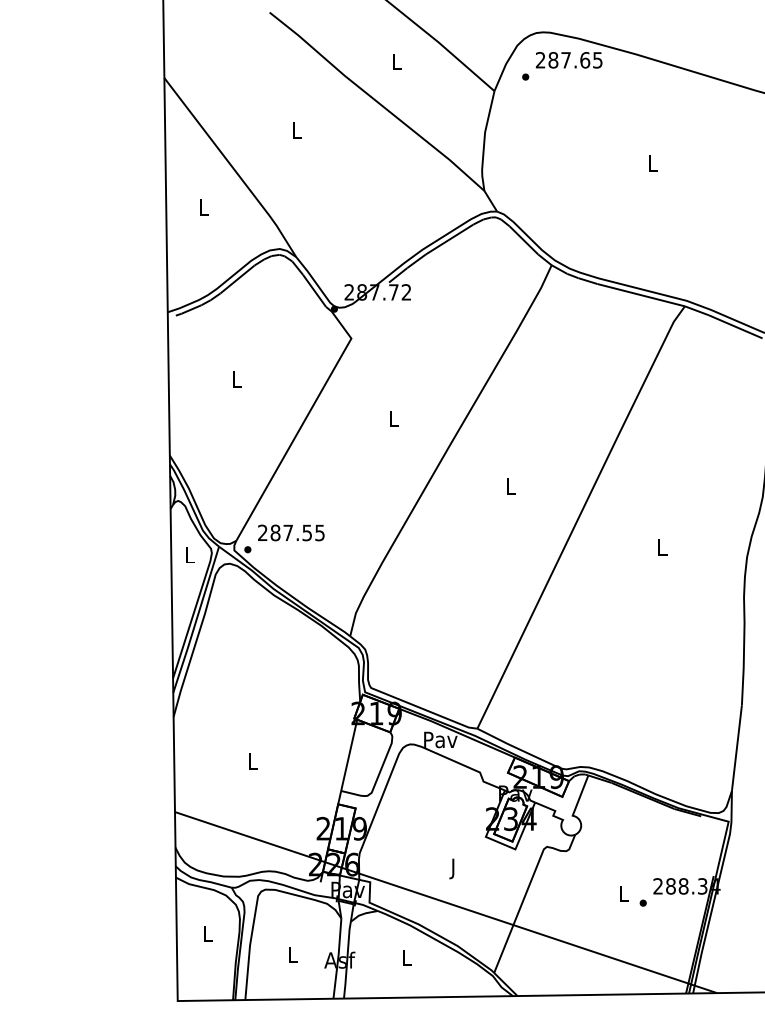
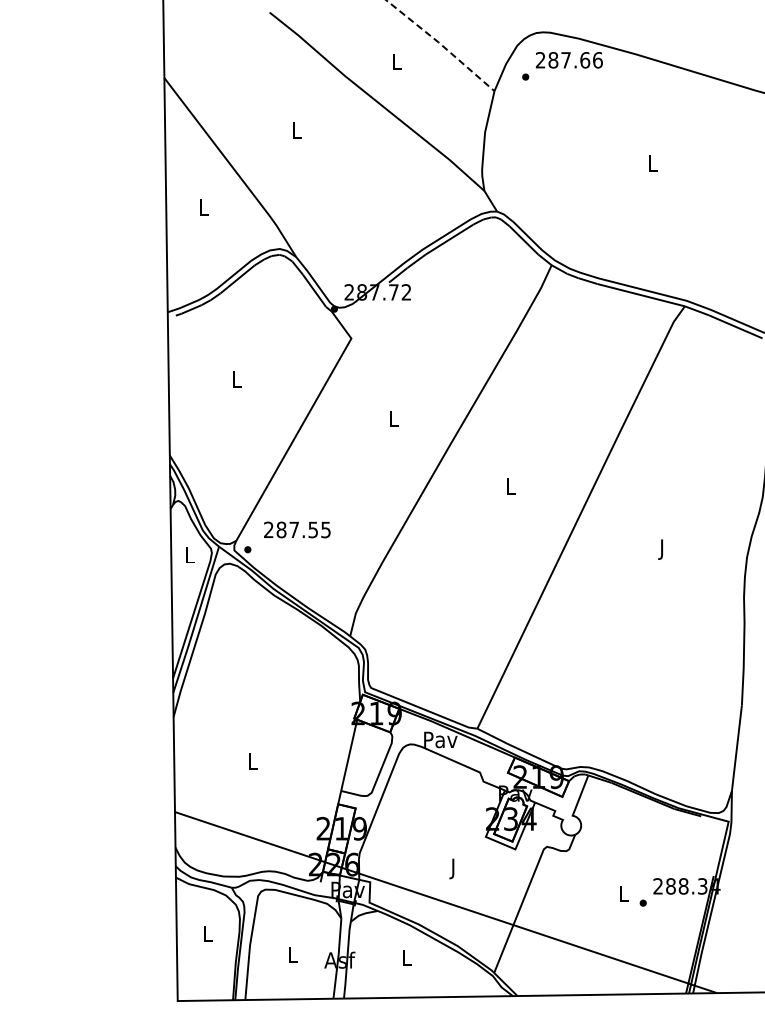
line: solid -> dashed (441, 44)
text: 287.65 -> 287.66 (597, 60)
text position: (291, 532) -> (297, 529) (297, 529)
text: L -> J (662, 549)
